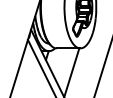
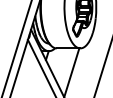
line: none -> present (16, 48)
